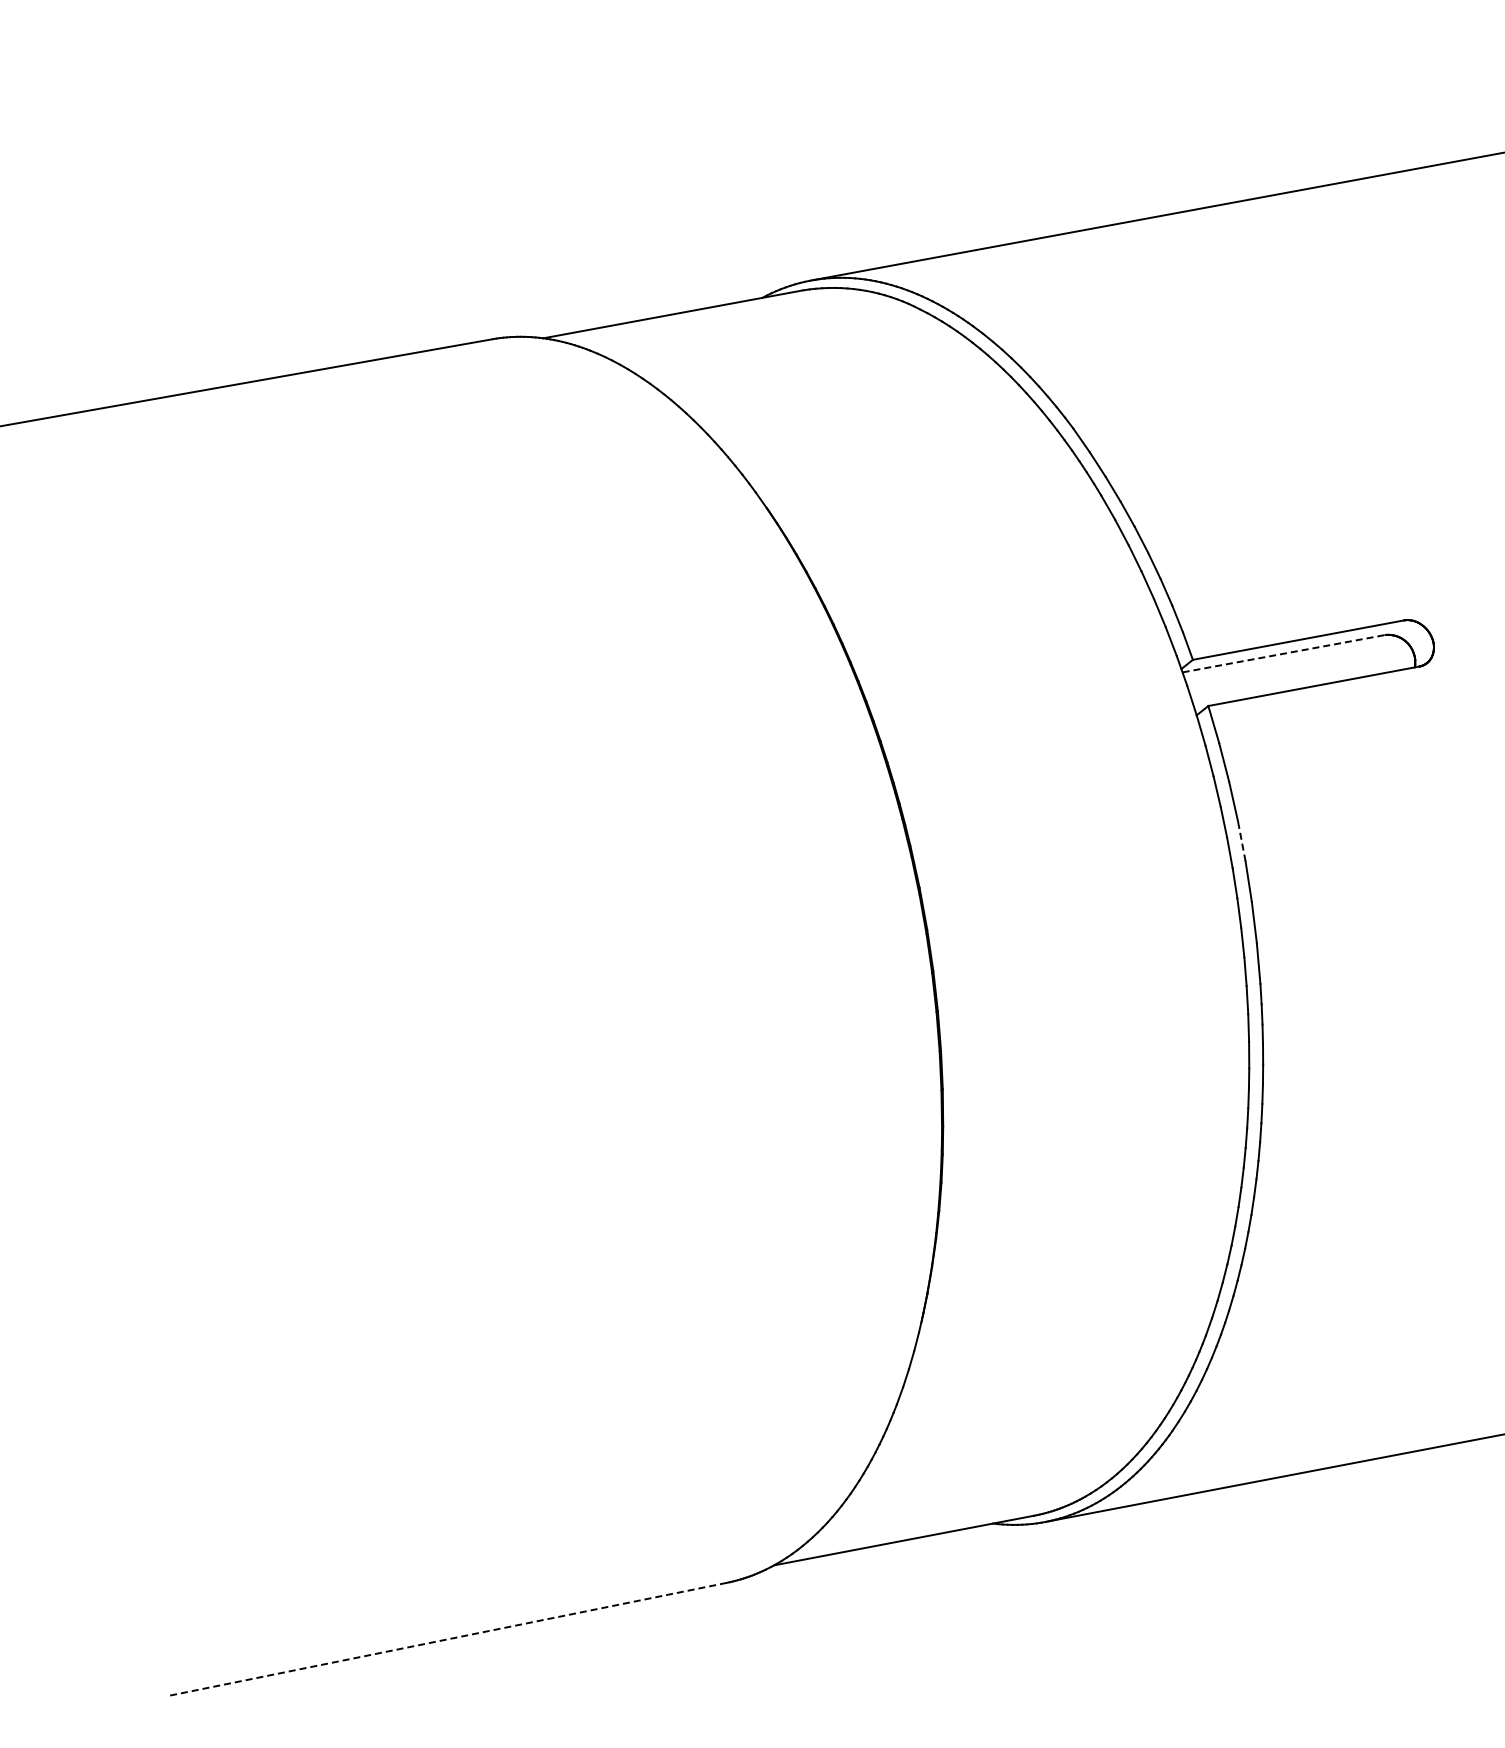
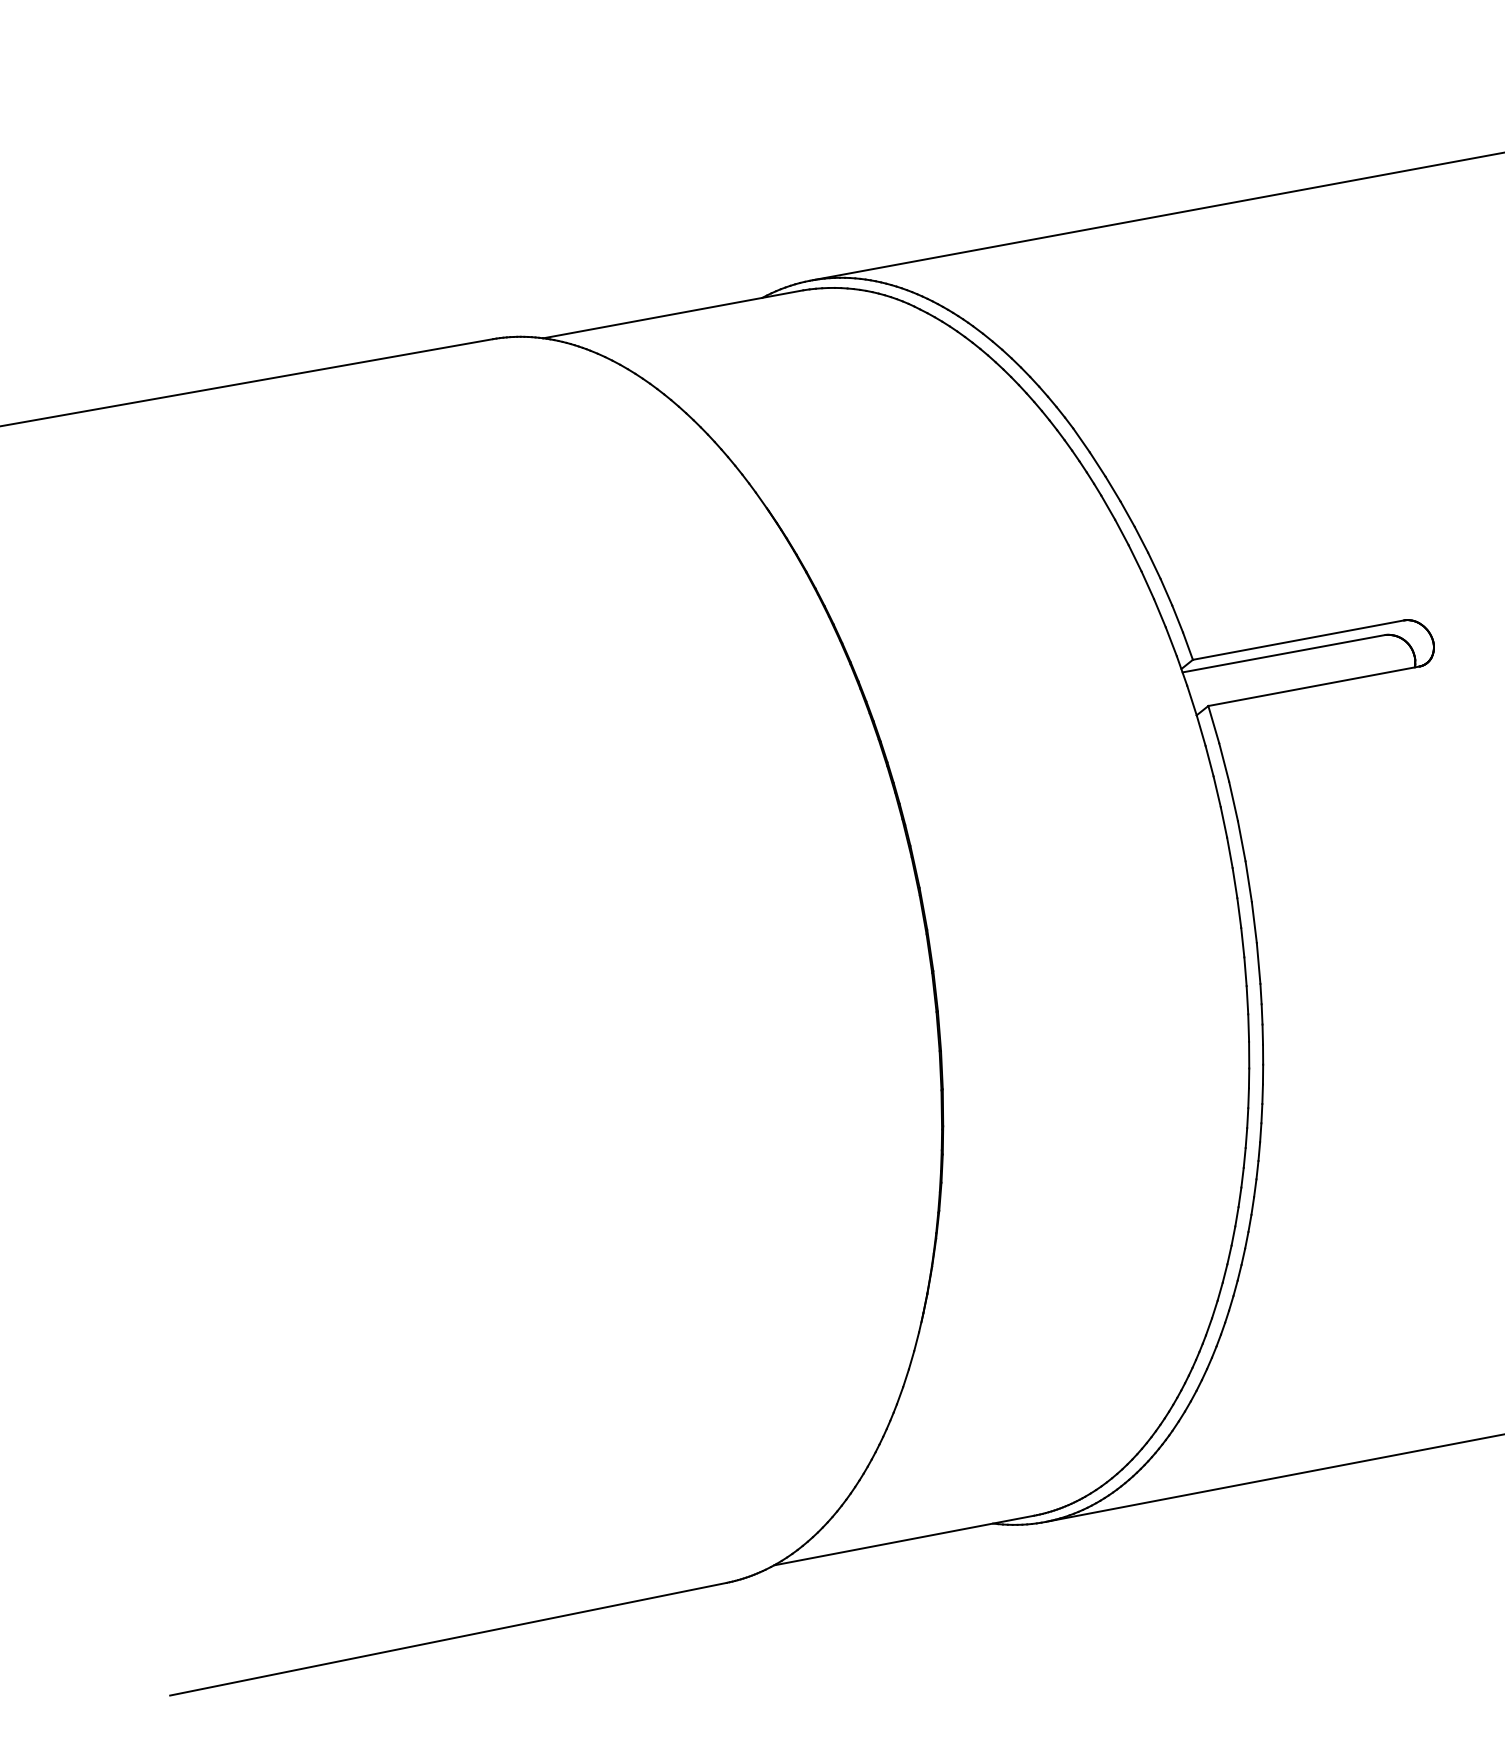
line: dashed -> solid (1284, 653)
line: dashed -> solid (1241, 840)
line: dashed -> solid (449, 1639)
